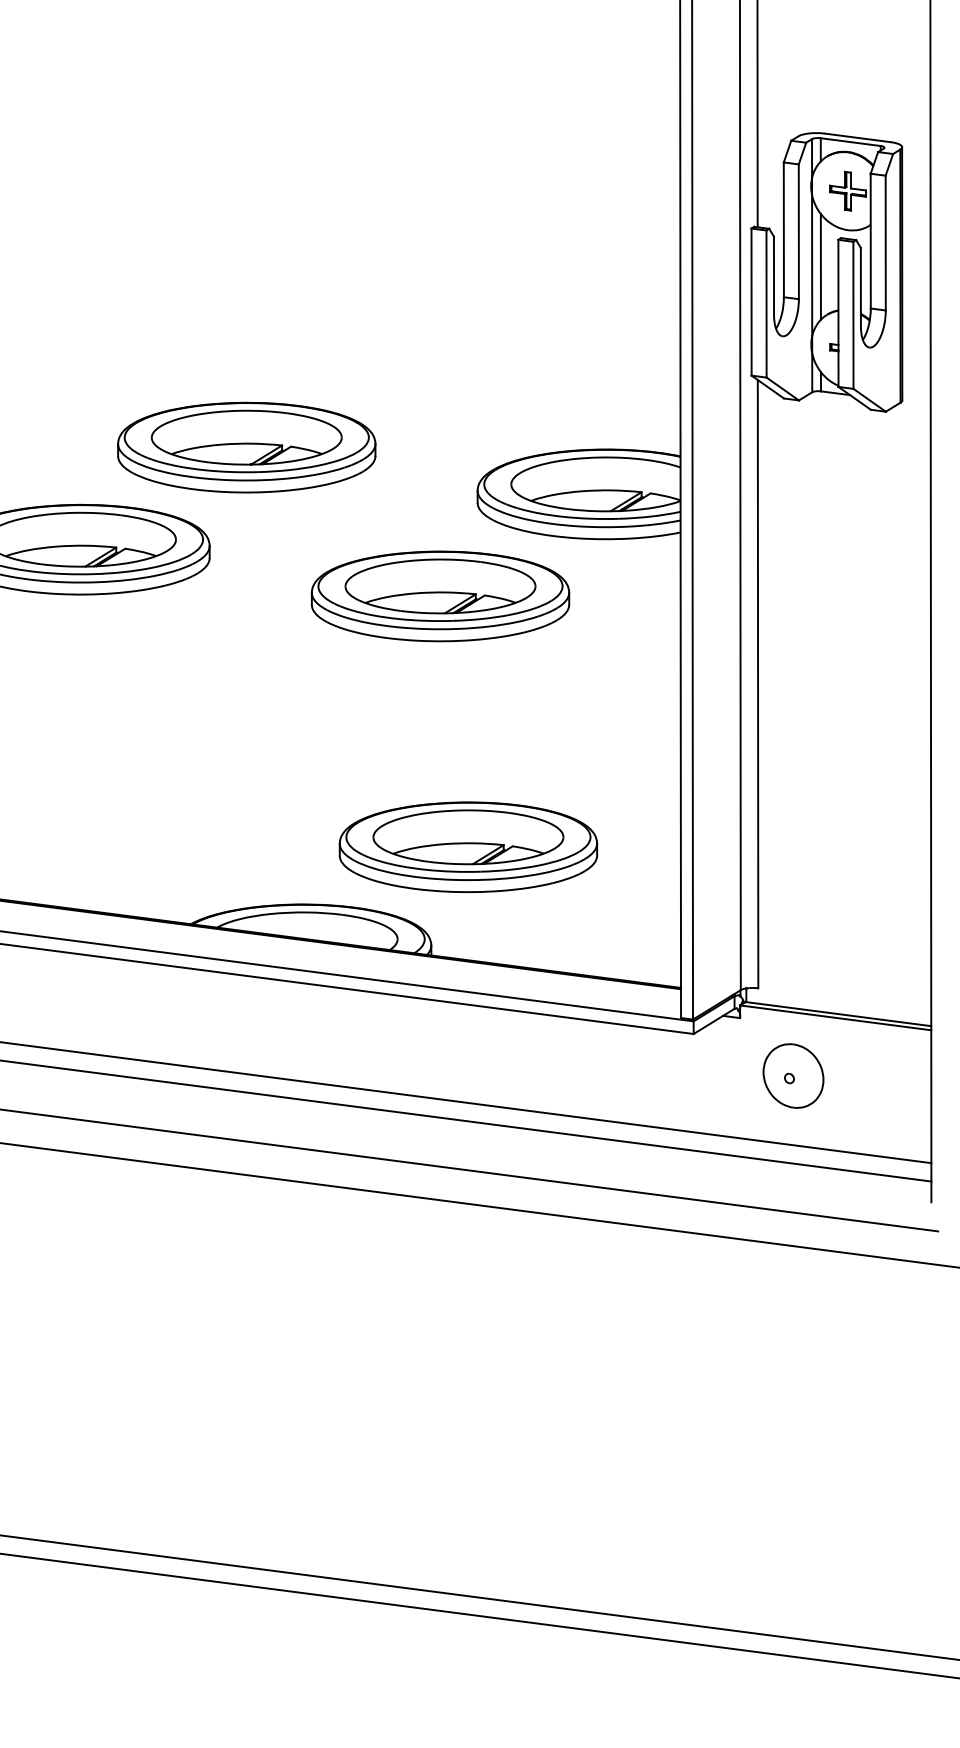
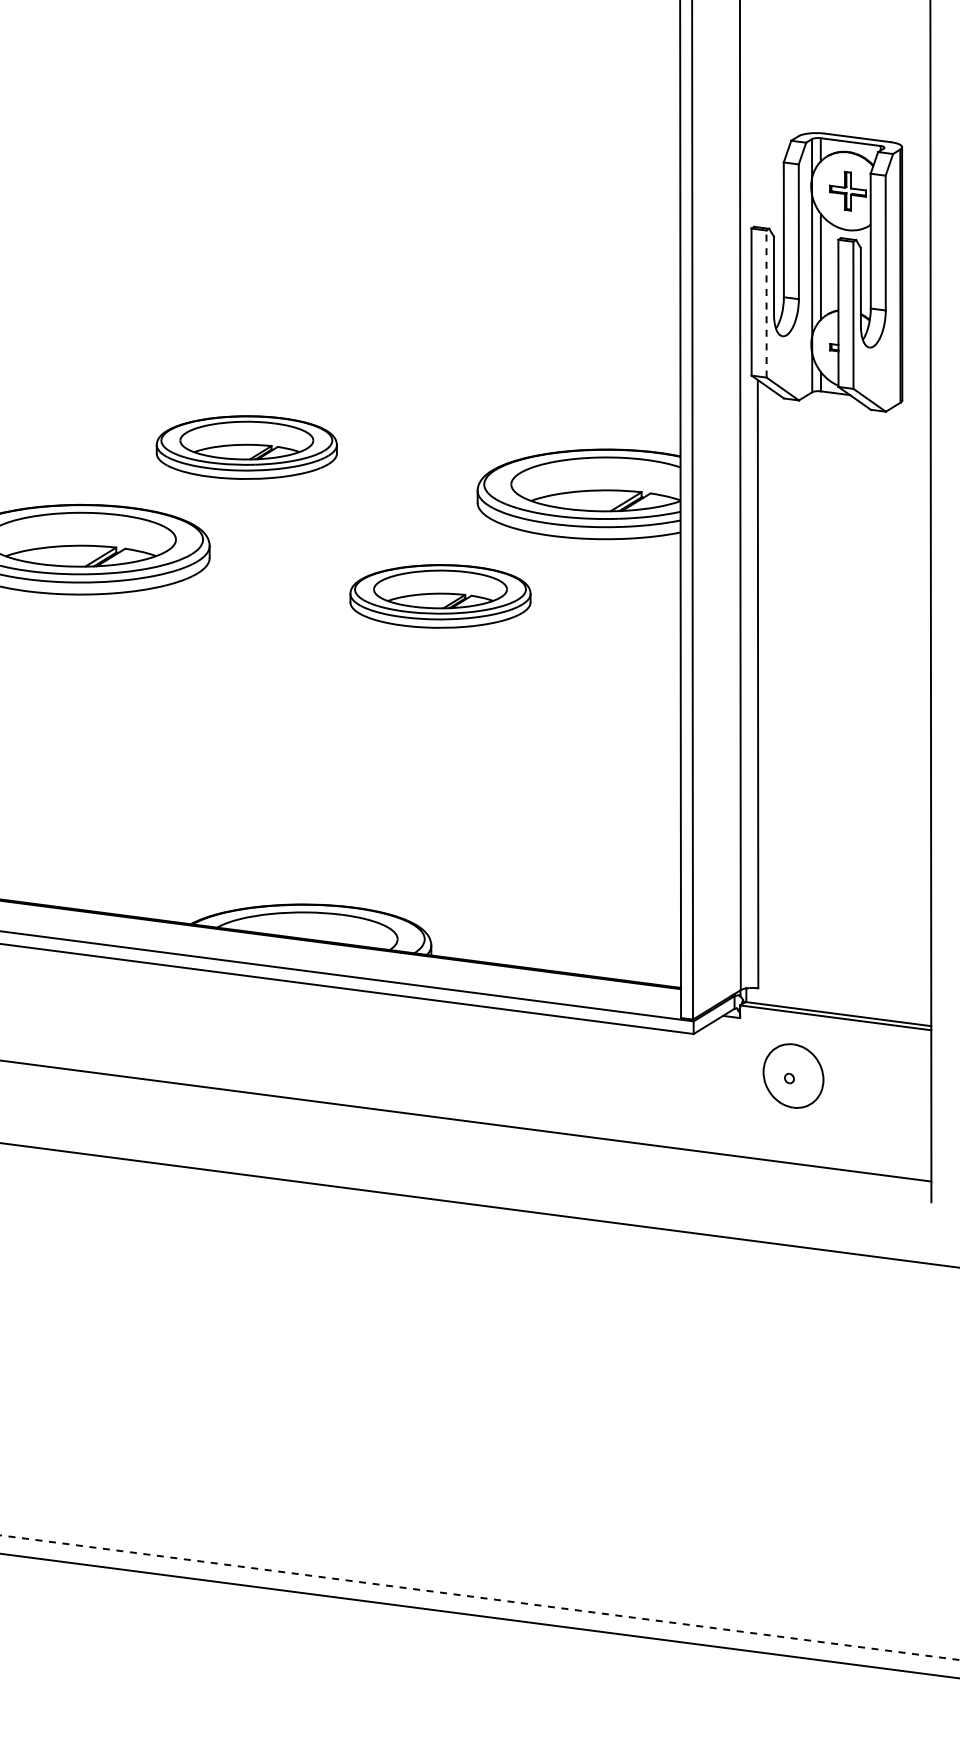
line: present -> none (757, 114)
line: solid -> dashed (766, 304)
part size: 260x93 px -> 183x65 px (246, 447)
part size: 261x93 px -> 183x65 px (440, 596)
part: present -> none (468, 847)
line: present -> none (466, 1102)
line: present -> none (470, 1170)
line: solid -> dashed (479, 1597)
